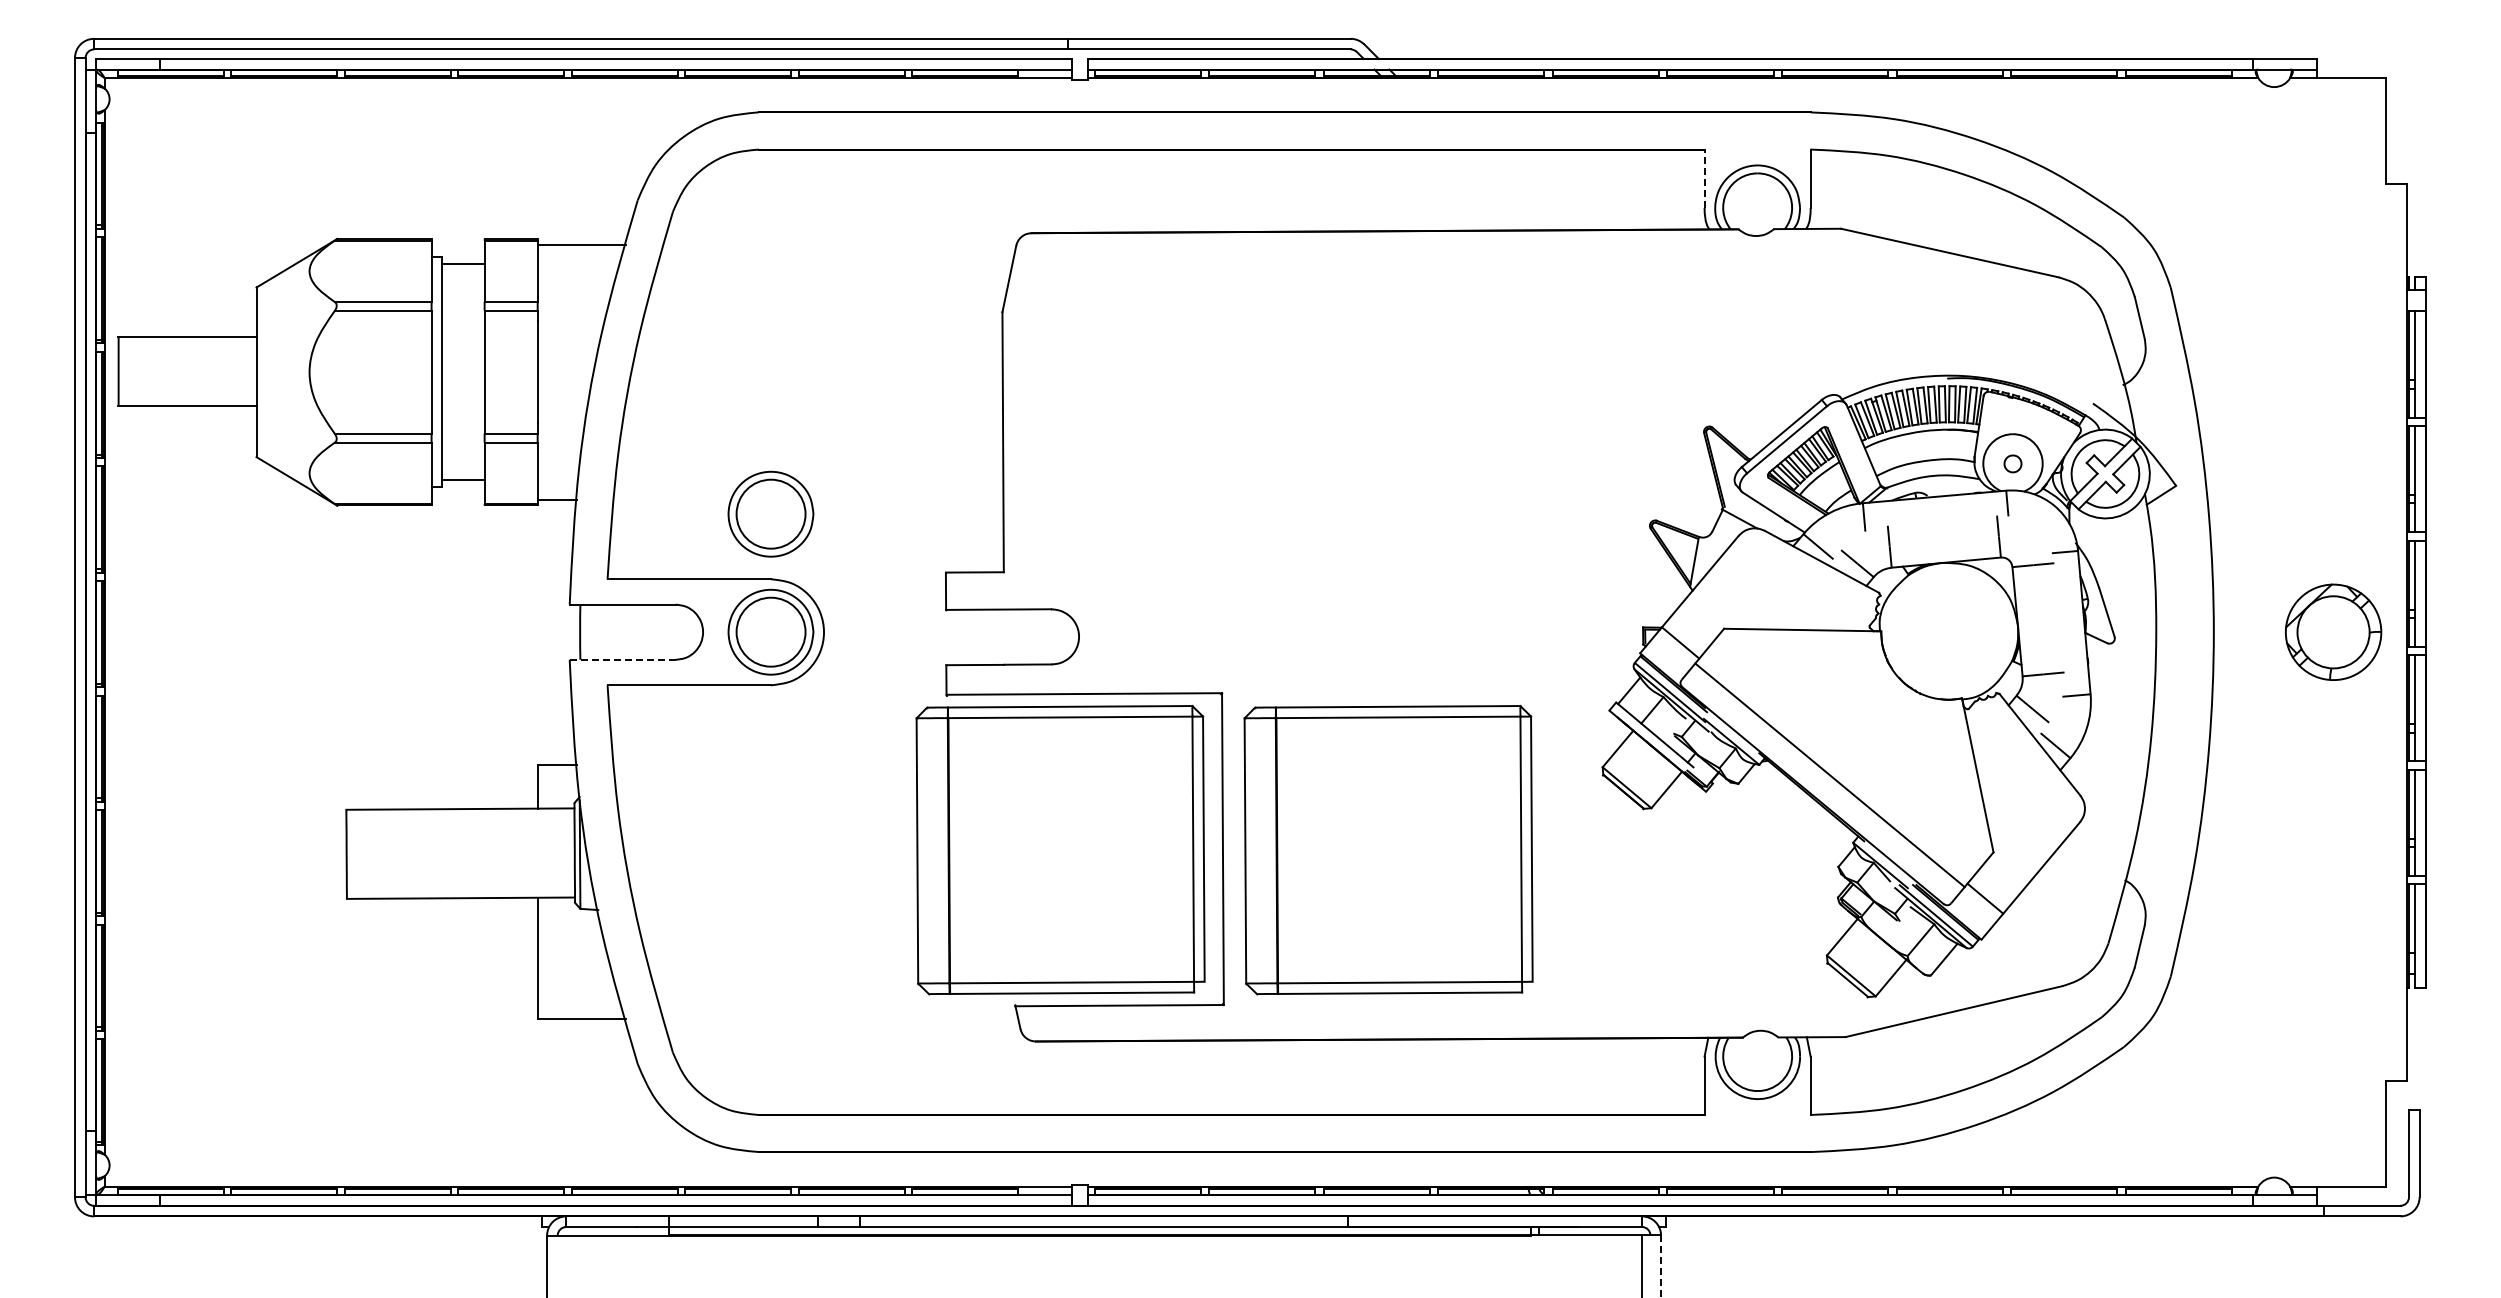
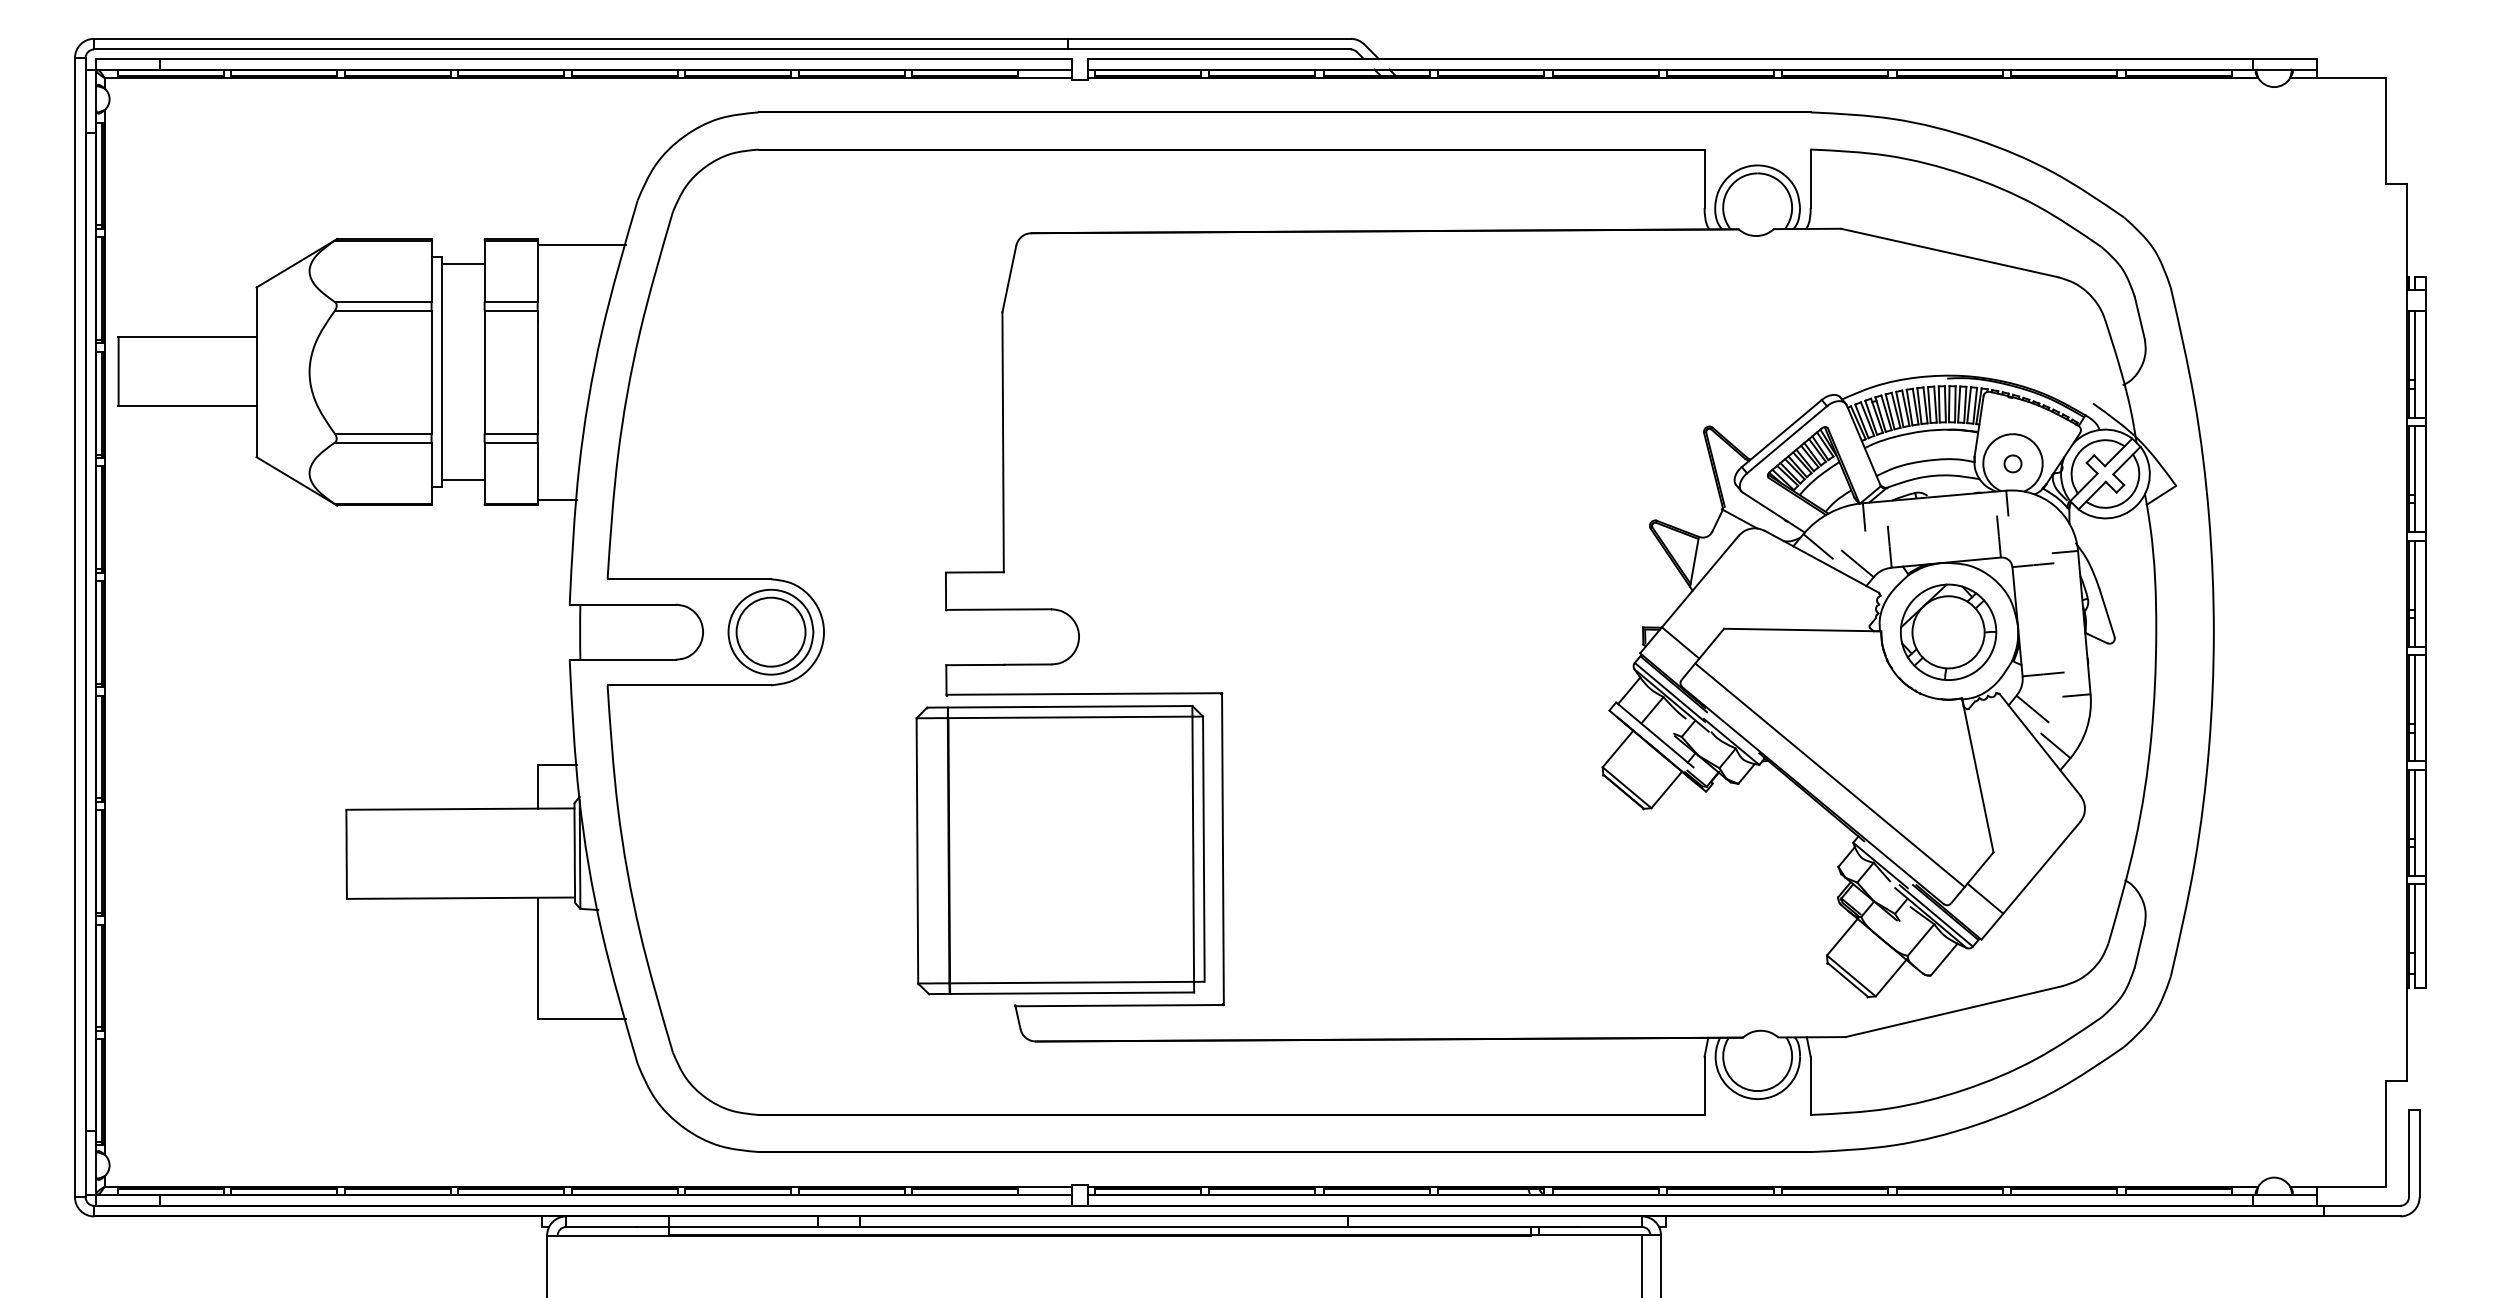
line: dashed -> solid (1704, 178)
part: present -> none (770, 513)
part position: (2333, 631) -> (1948, 631) (1948, 631)
line: dashed -> solid (622, 659)
part: present -> none (1388, 850)
line: dashed -> solid (1661, 1266)
